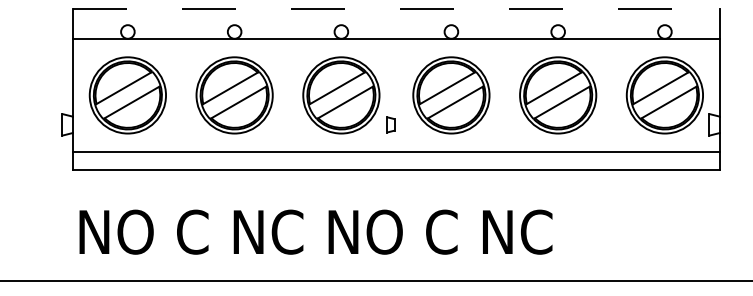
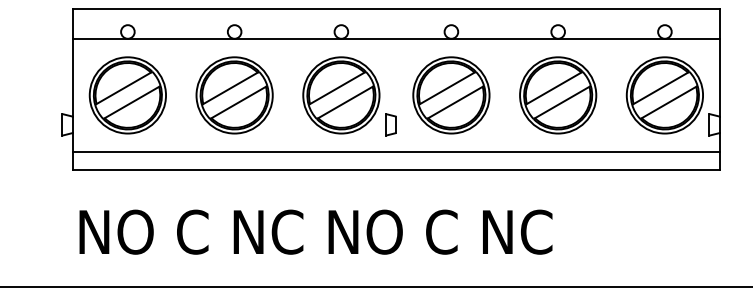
line: dashed -> solid (396, 8)
part size: 10x18 px -> 12x24 px (390, 124)
line position: (375, 281) -> (375, 287) (375, 287)
